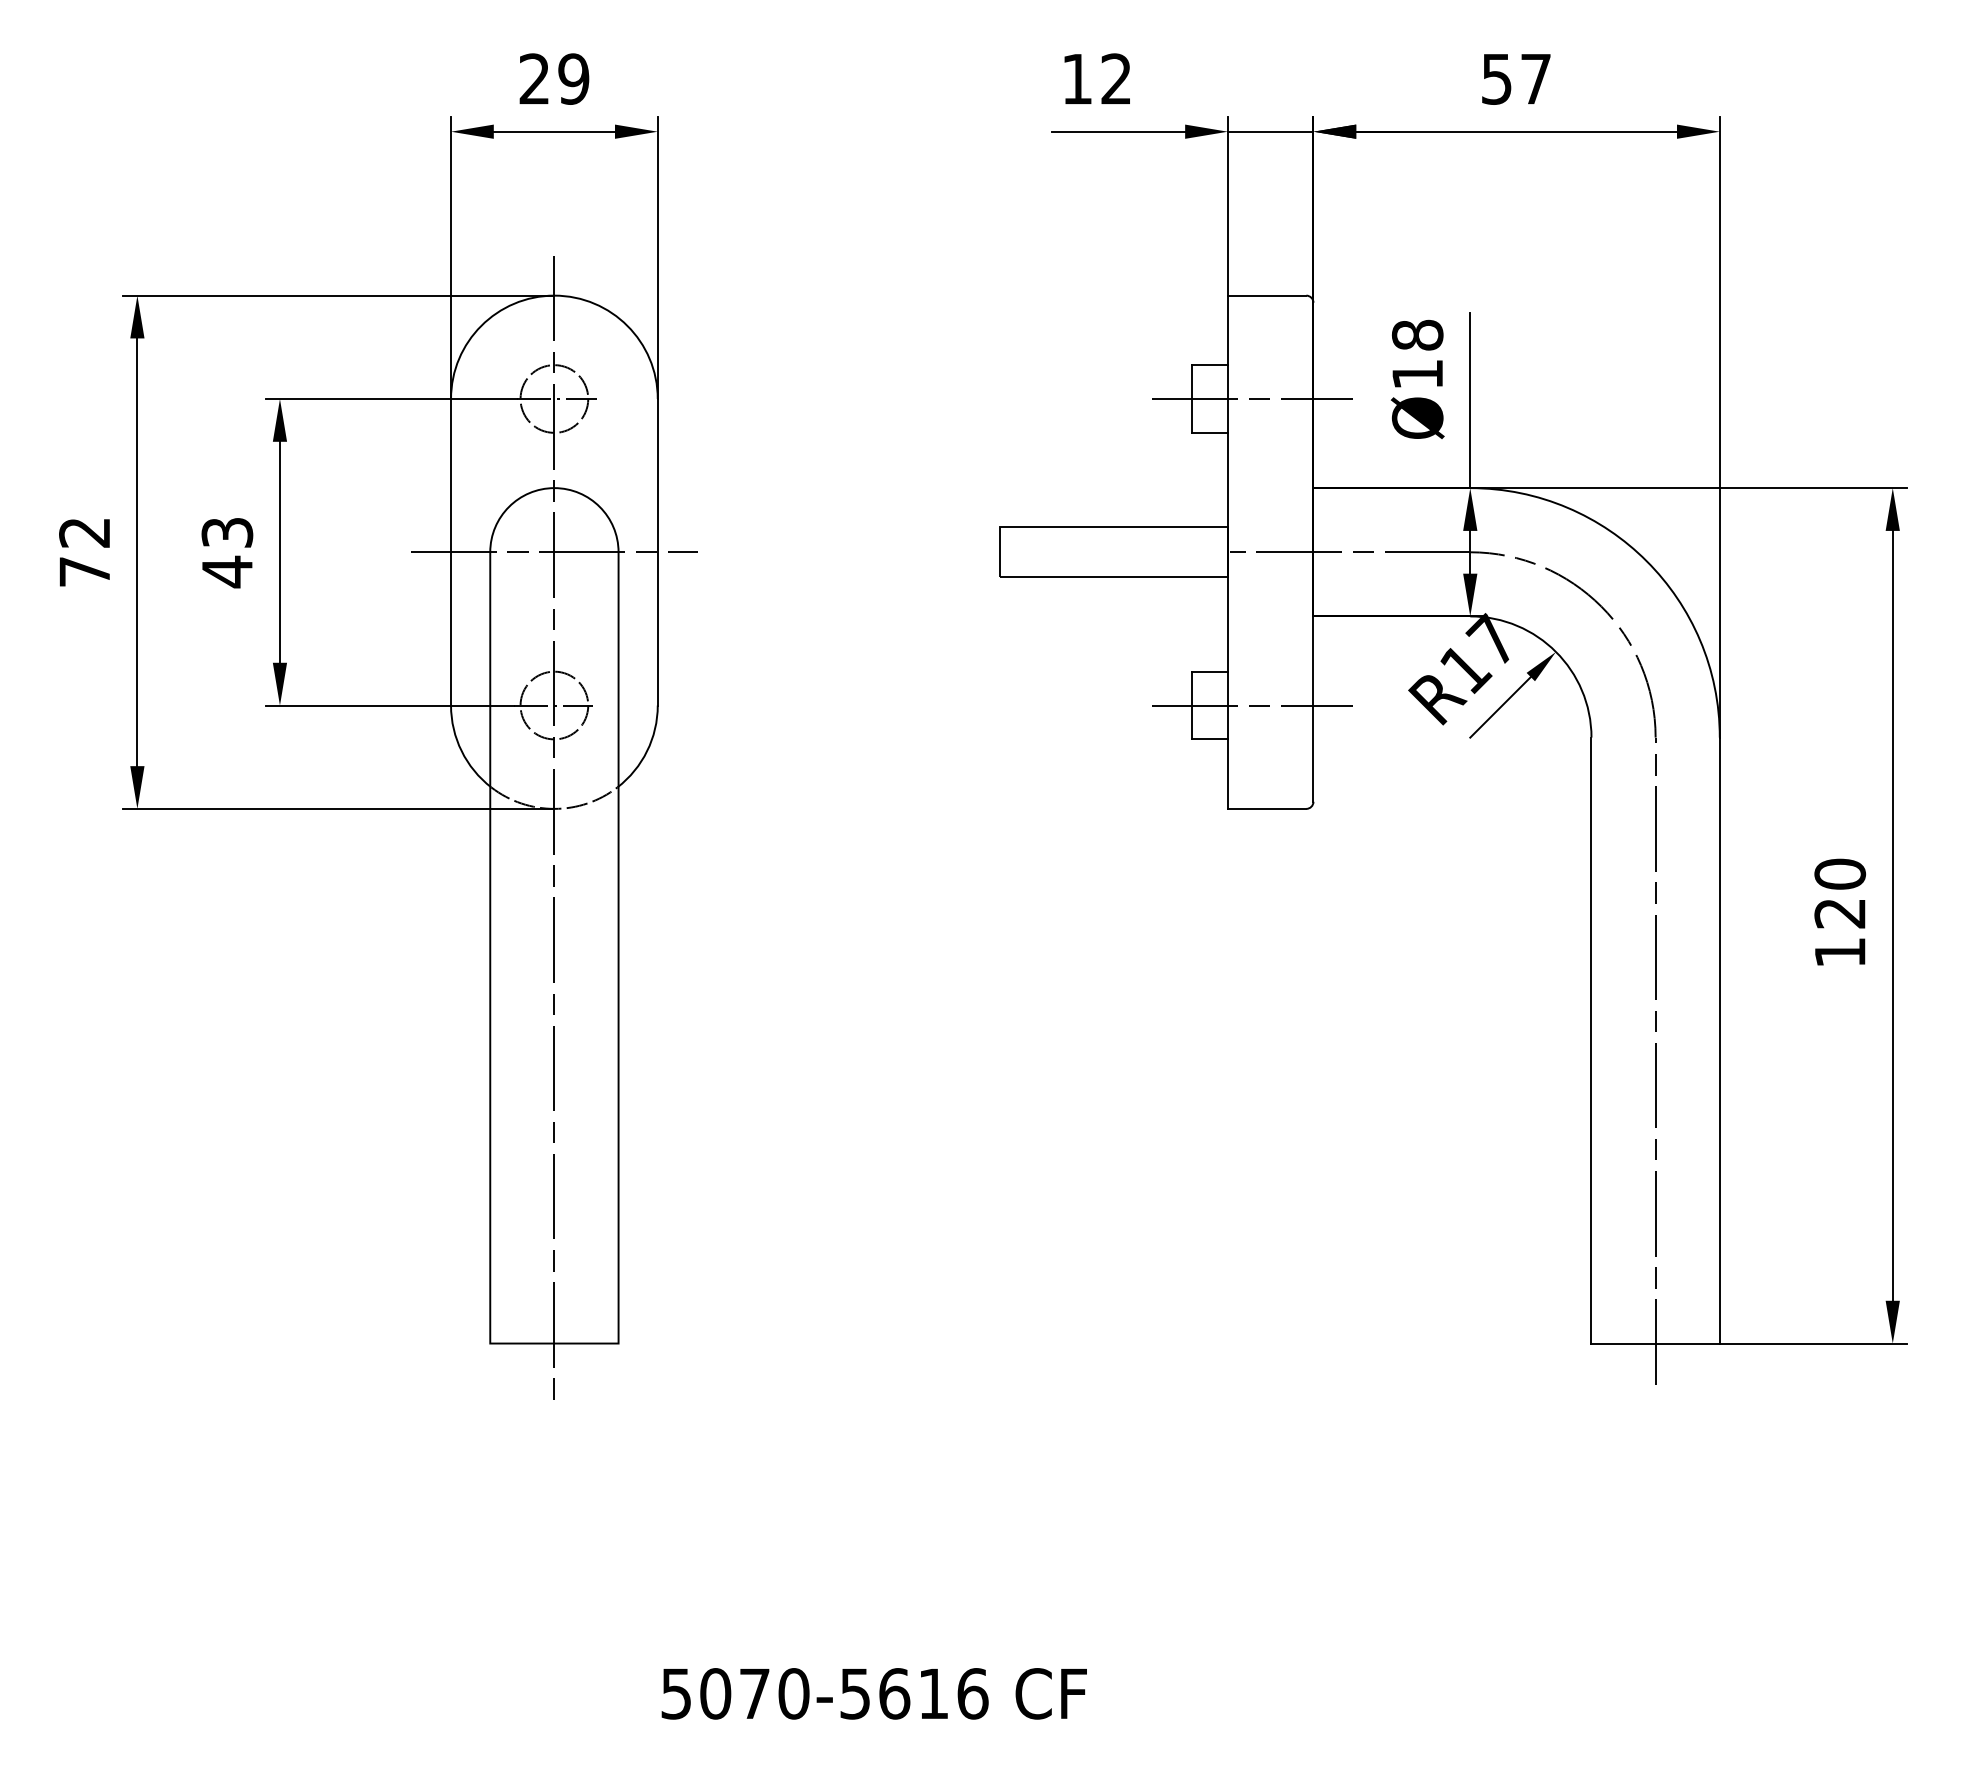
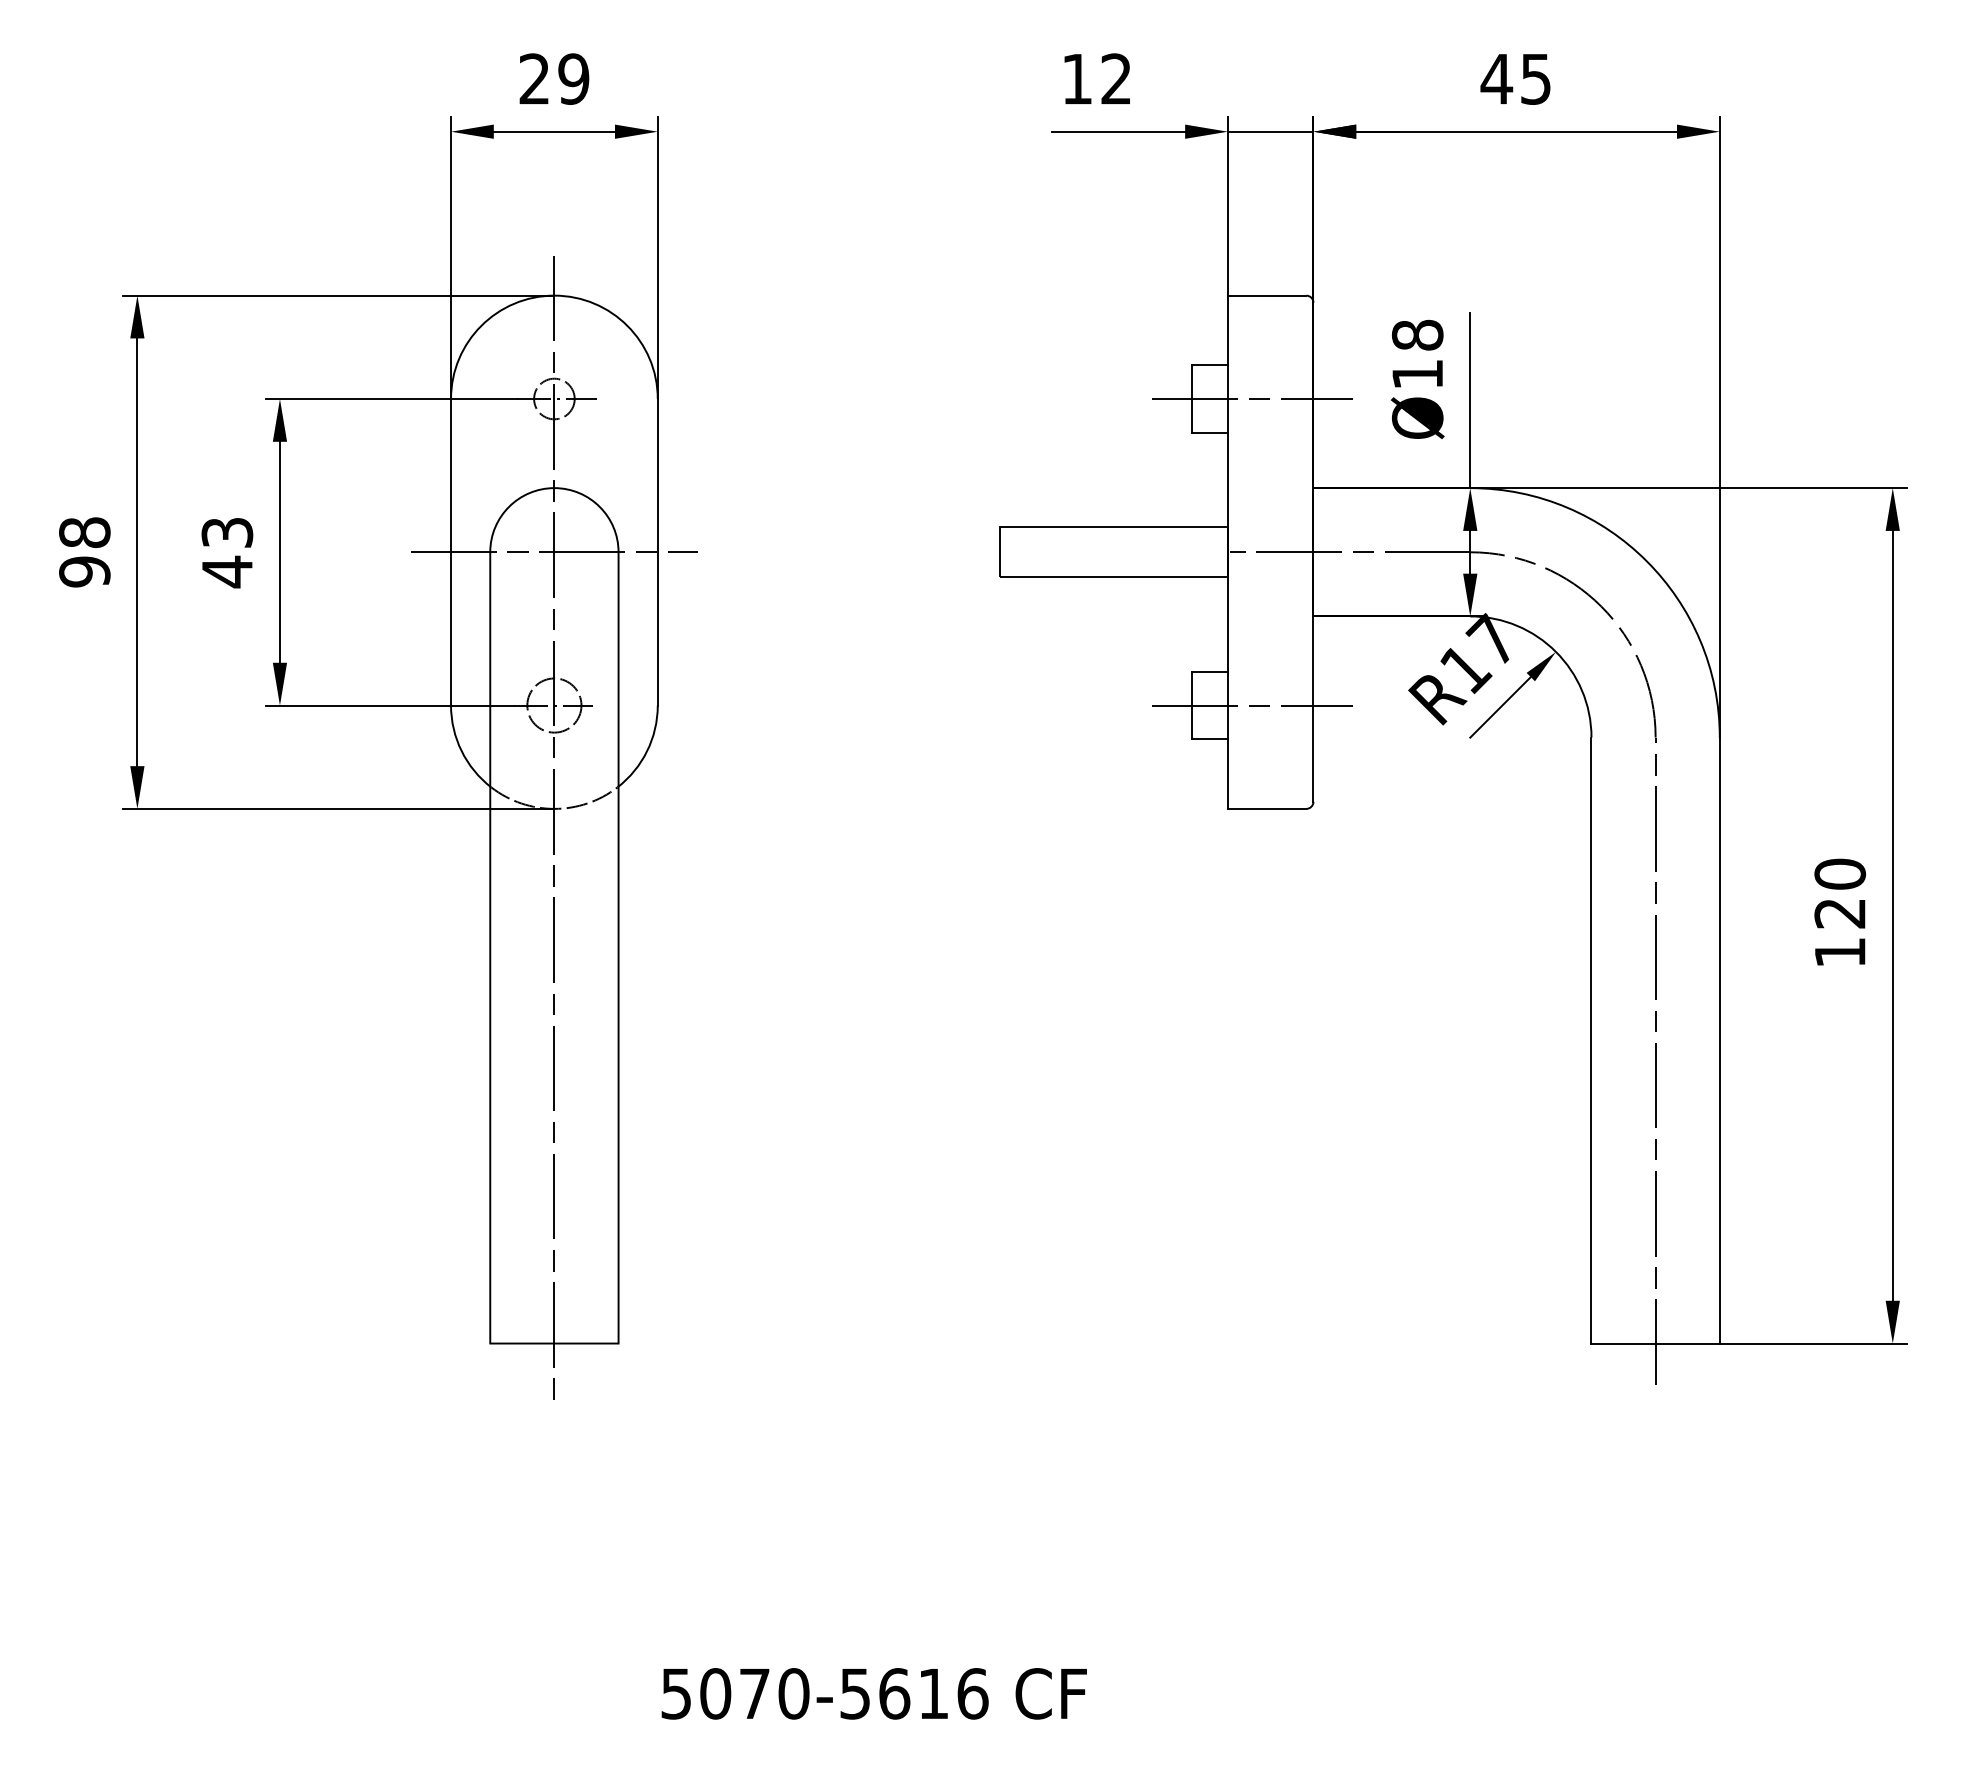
text: 57 -> 45 (1515, 79)
circle diameter: 68 px -> 41 px (554, 398)
text: 72 -> 98 (84, 552)
circle diameter: 68 px -> 54 px (554, 705)
